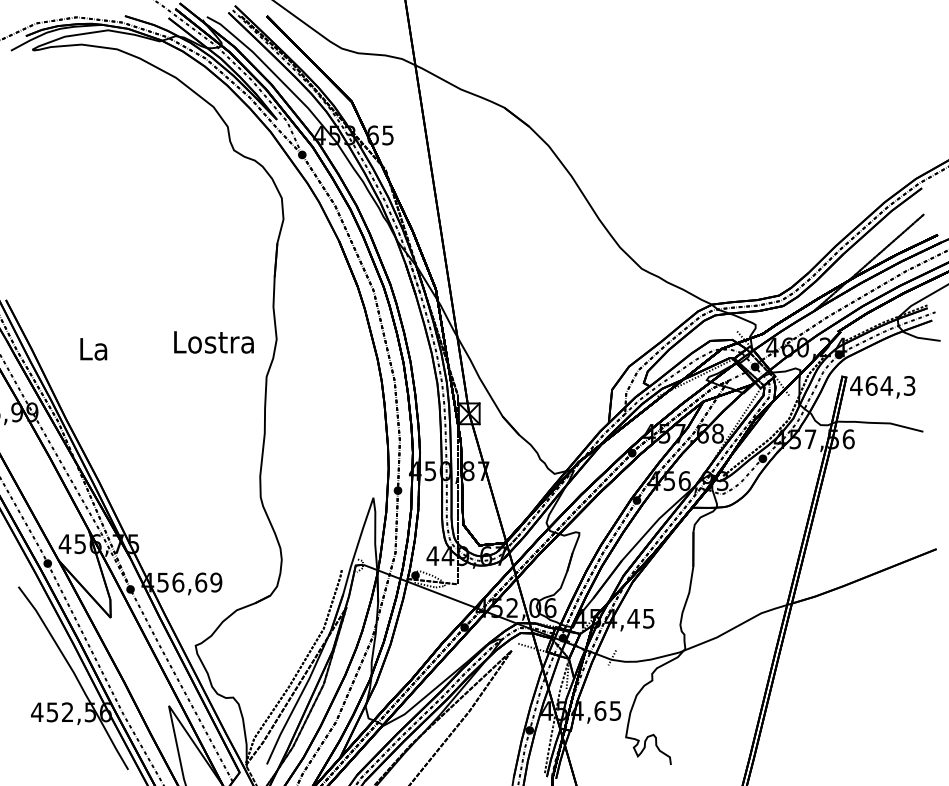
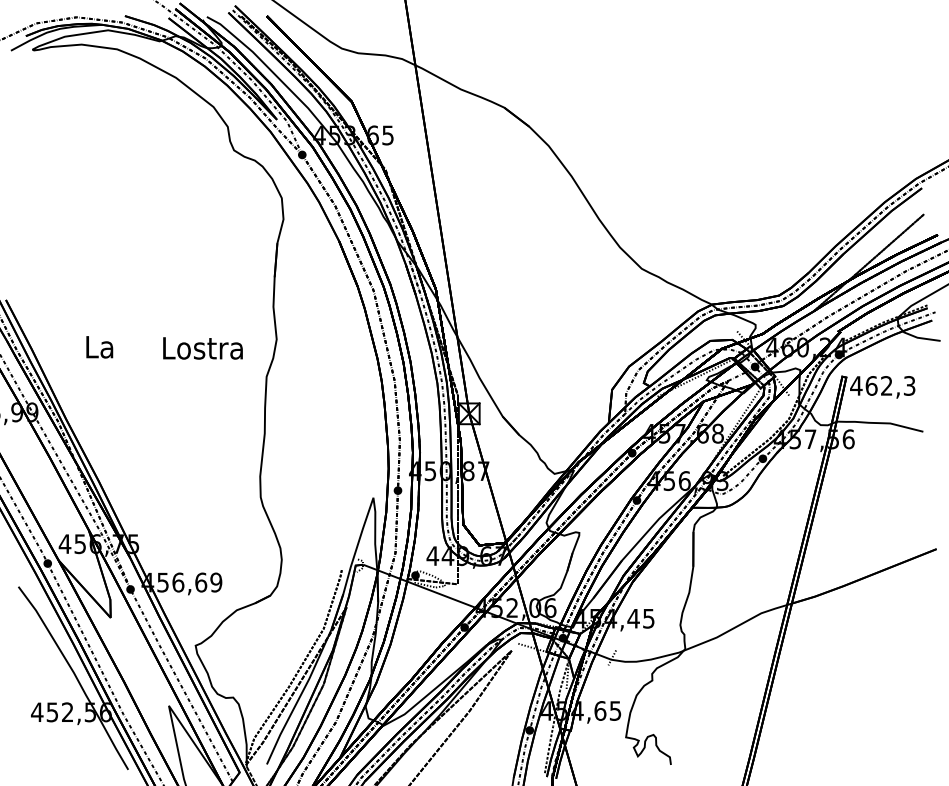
text position: (213, 342) -> (202, 348) (202, 348)
text position: (93, 349) -> (99, 347) (99, 347)
text: 464,3 -> 462,3 (886, 385)
